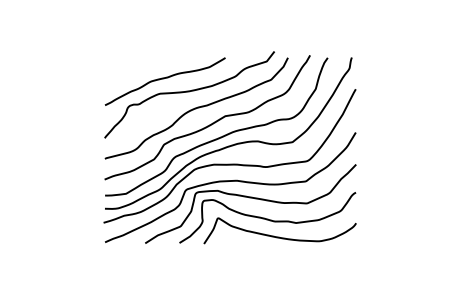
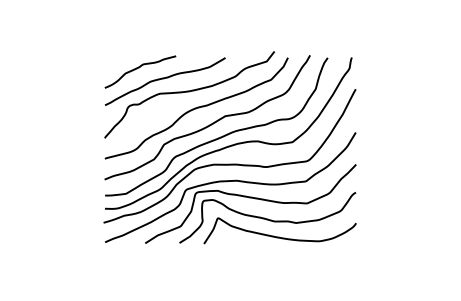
curve: none -> present (139, 68)
